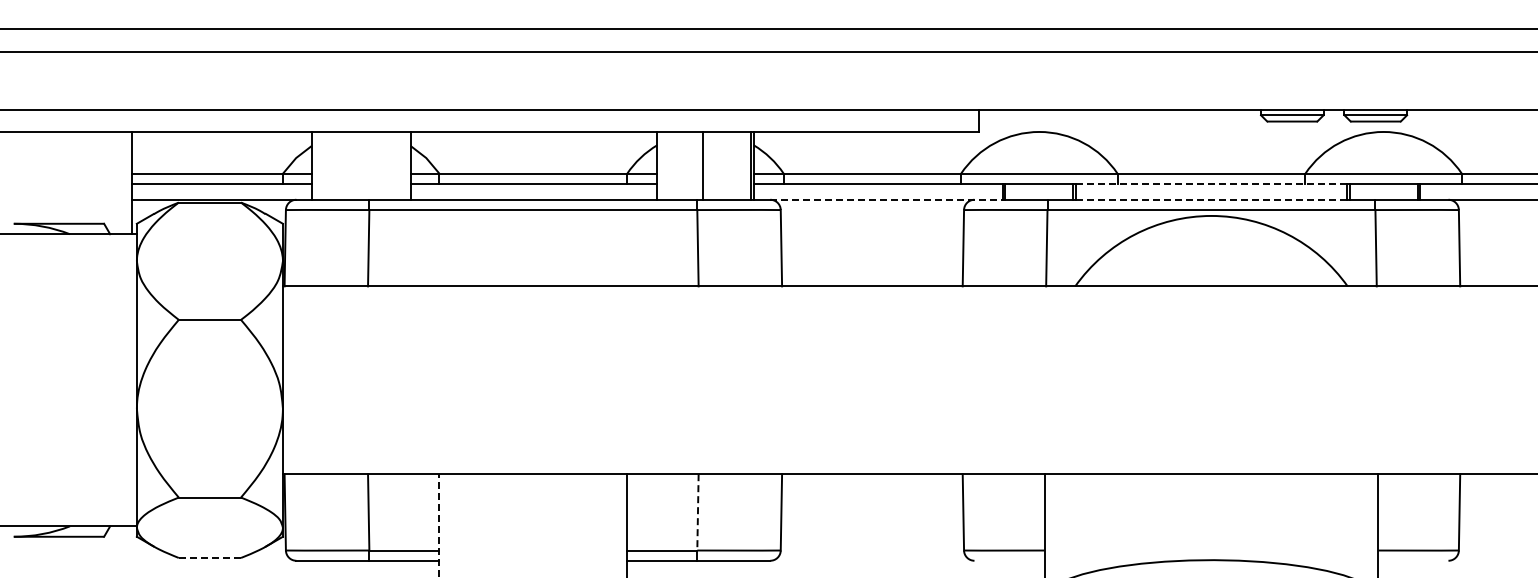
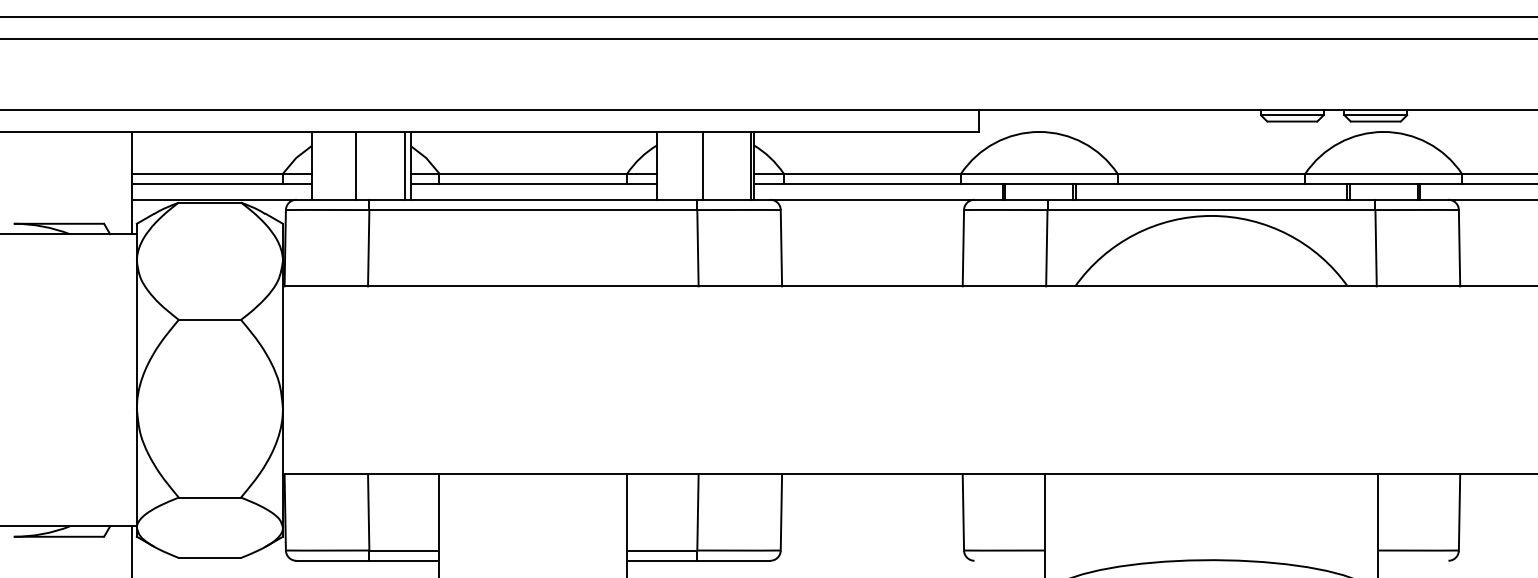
line position: (768, 29) -> (768, 17) (768, 17)
line position: (768, 52) -> (768, 39) (768, 39)
line: none -> present (355, 165)
line: none -> present (405, 165)
line: dashed -> solid (1211, 184)
line: dashed -> solid (887, 199)
line: dashed -> solid (1211, 199)
line: dashed -> solid (697, 512)
line: dashed -> solid (439, 525)
line: none -> present (131, 550)
line: dashed -> solid (209, 557)
